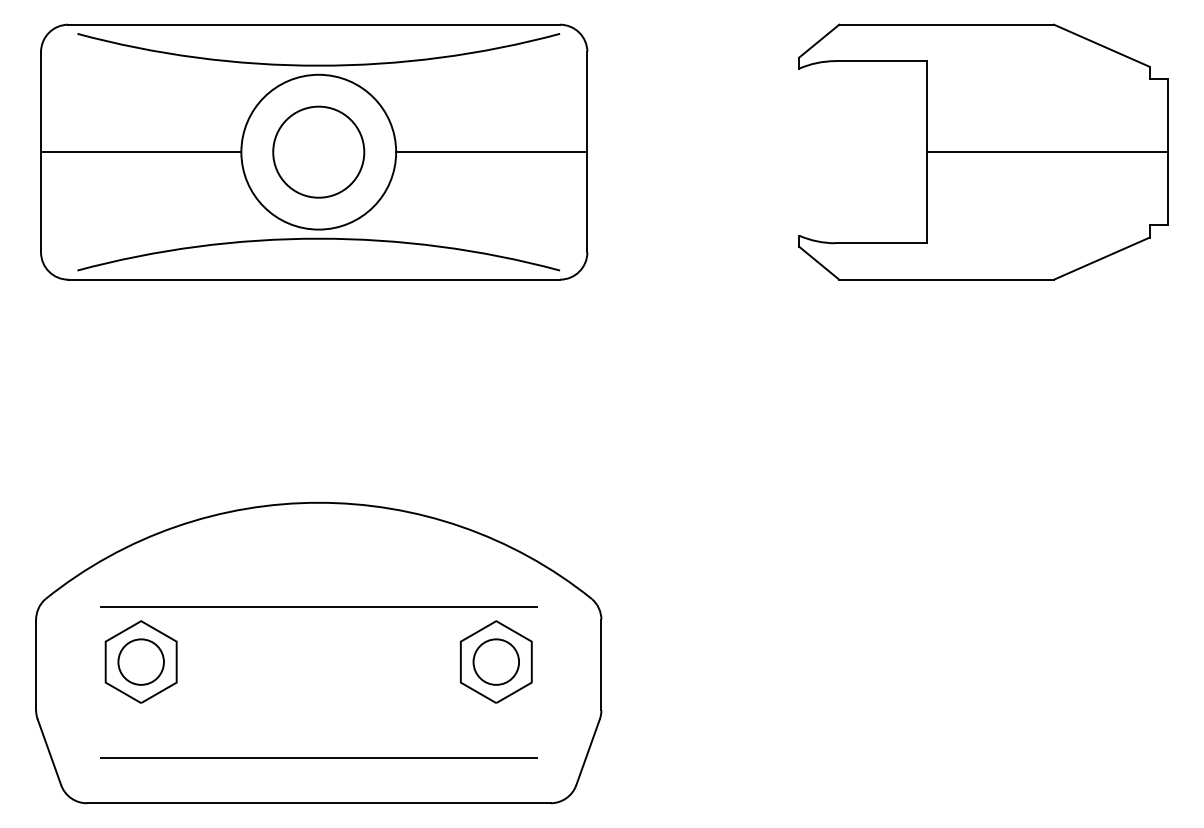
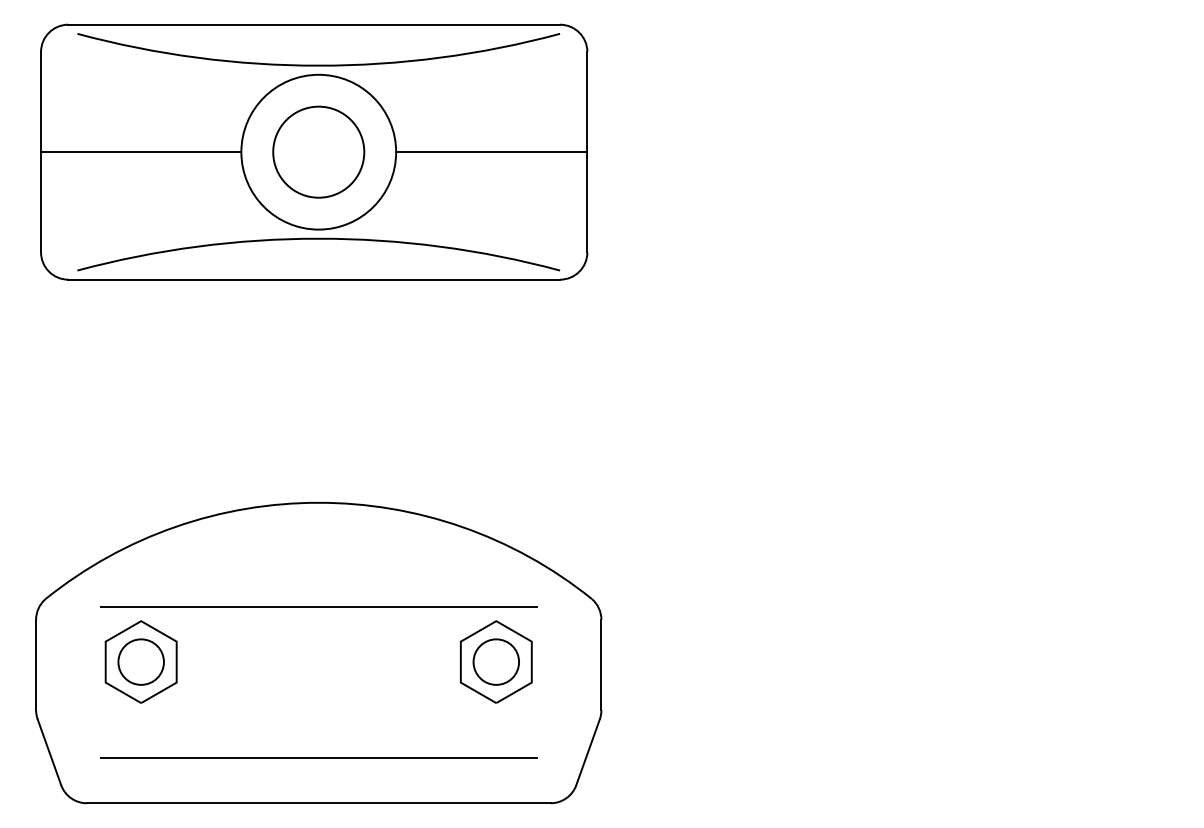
part: present -> none (983, 151)
